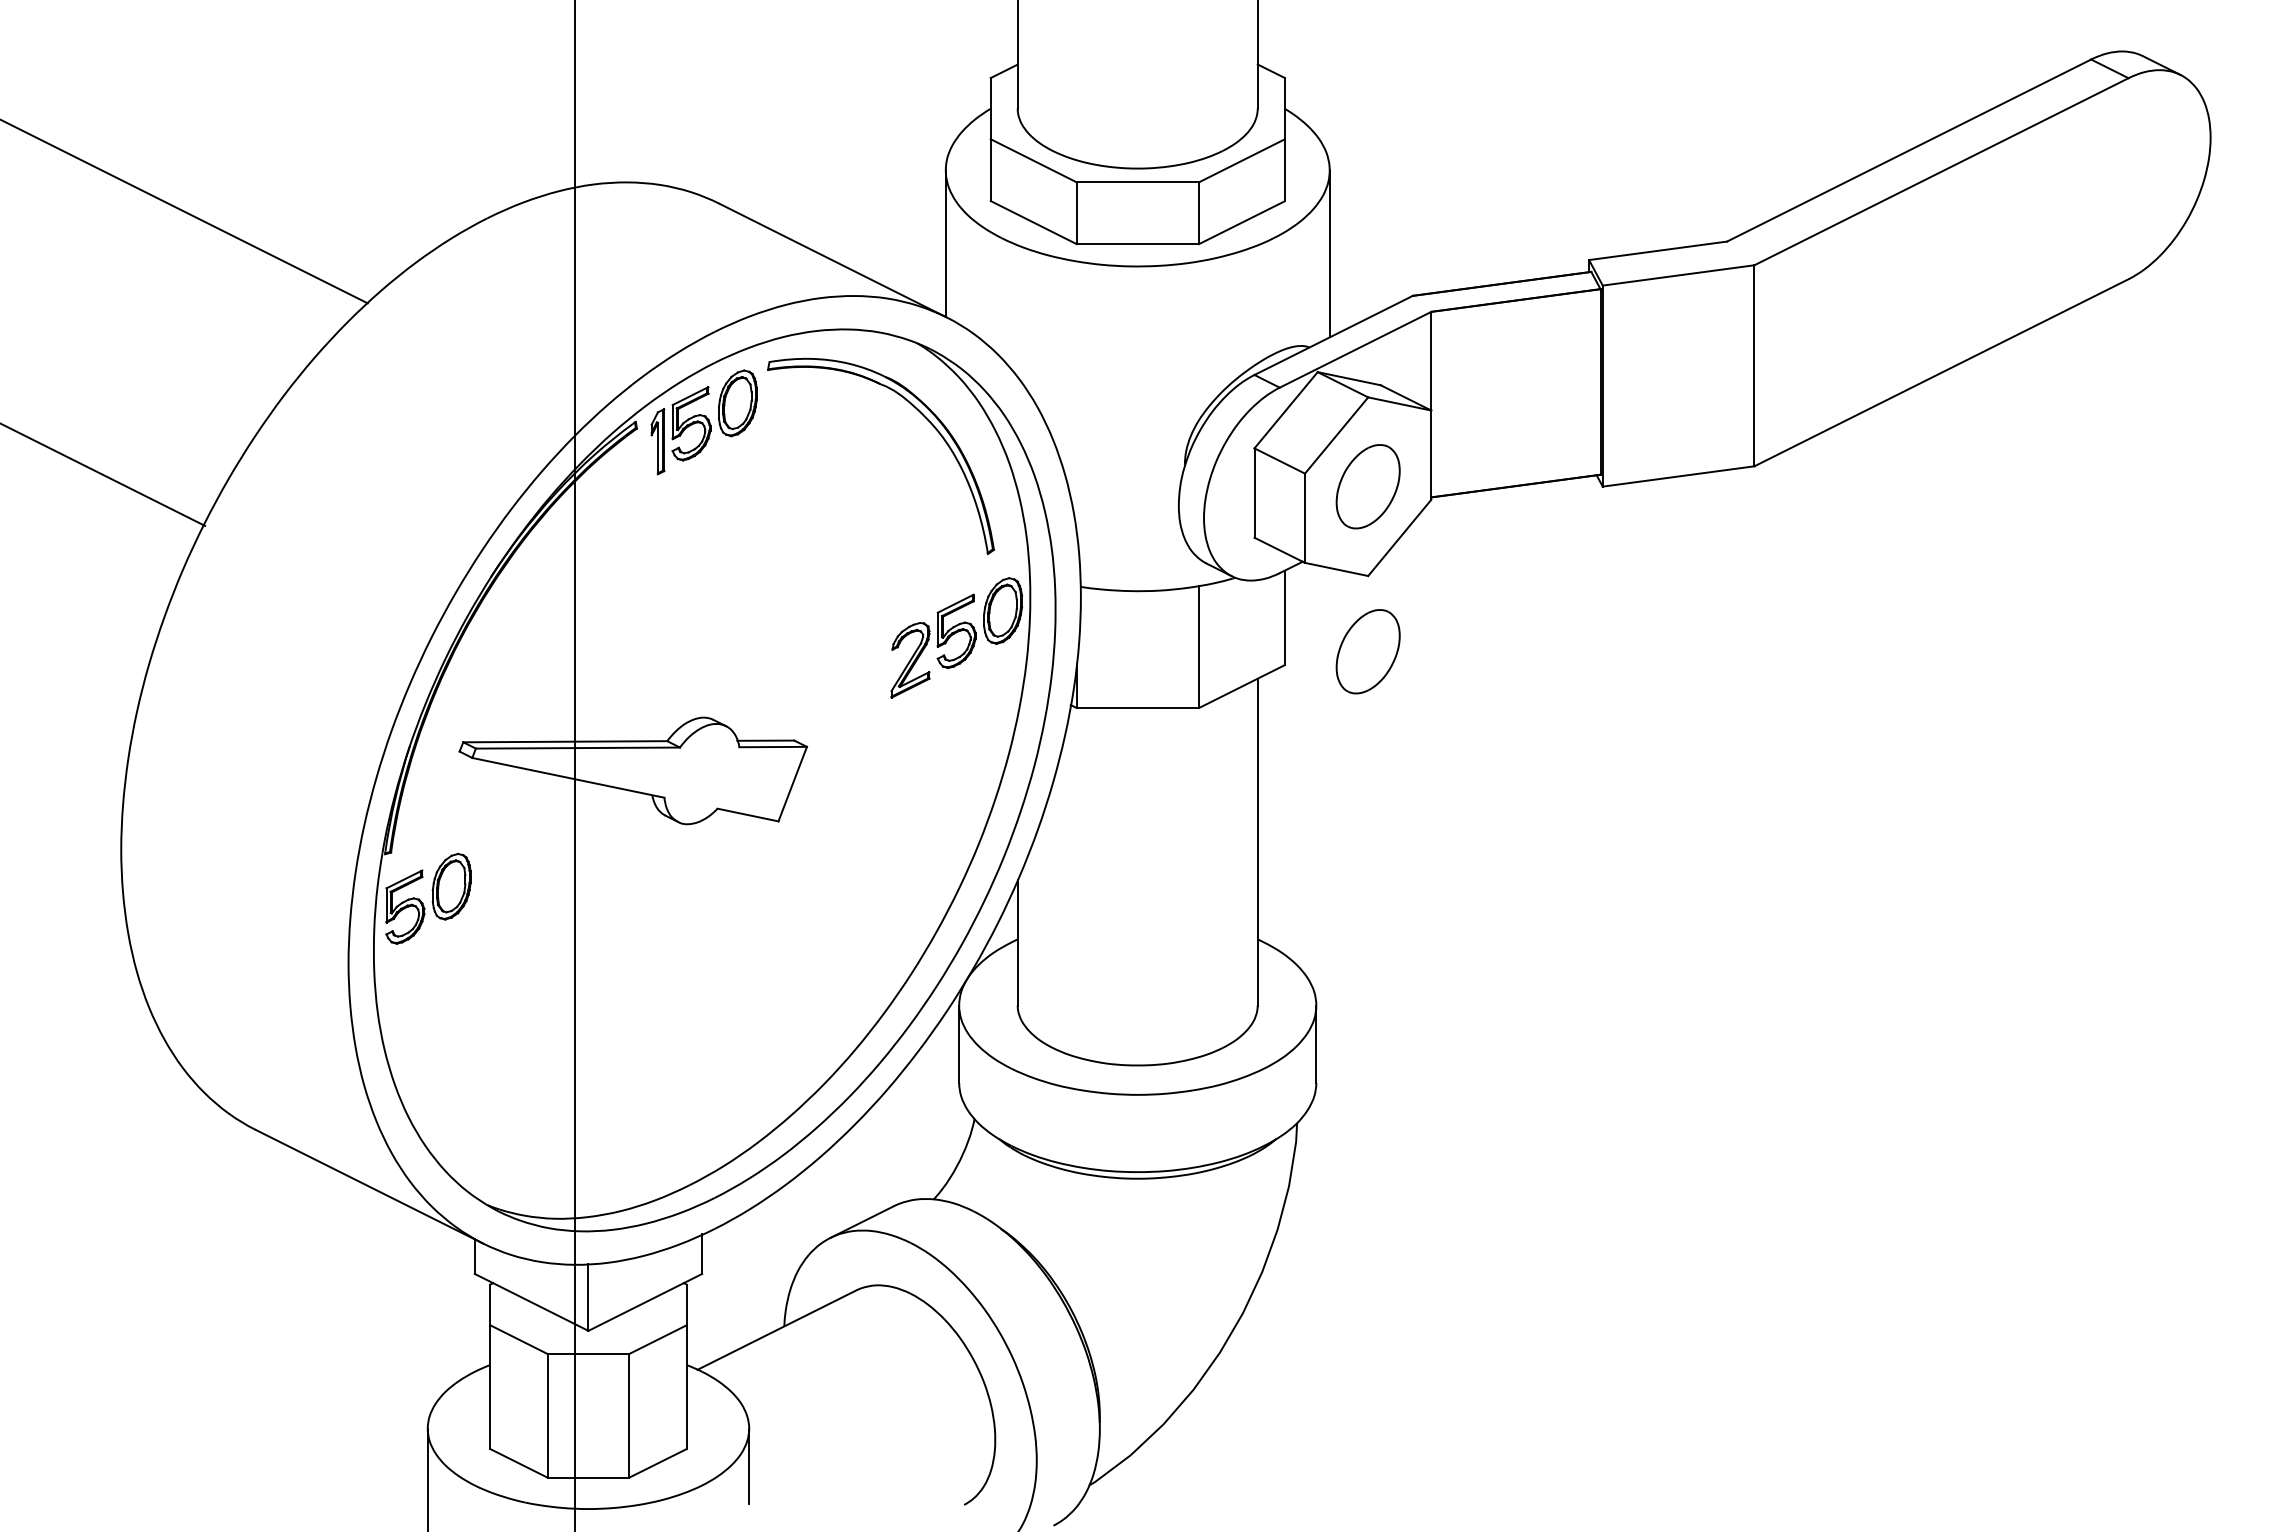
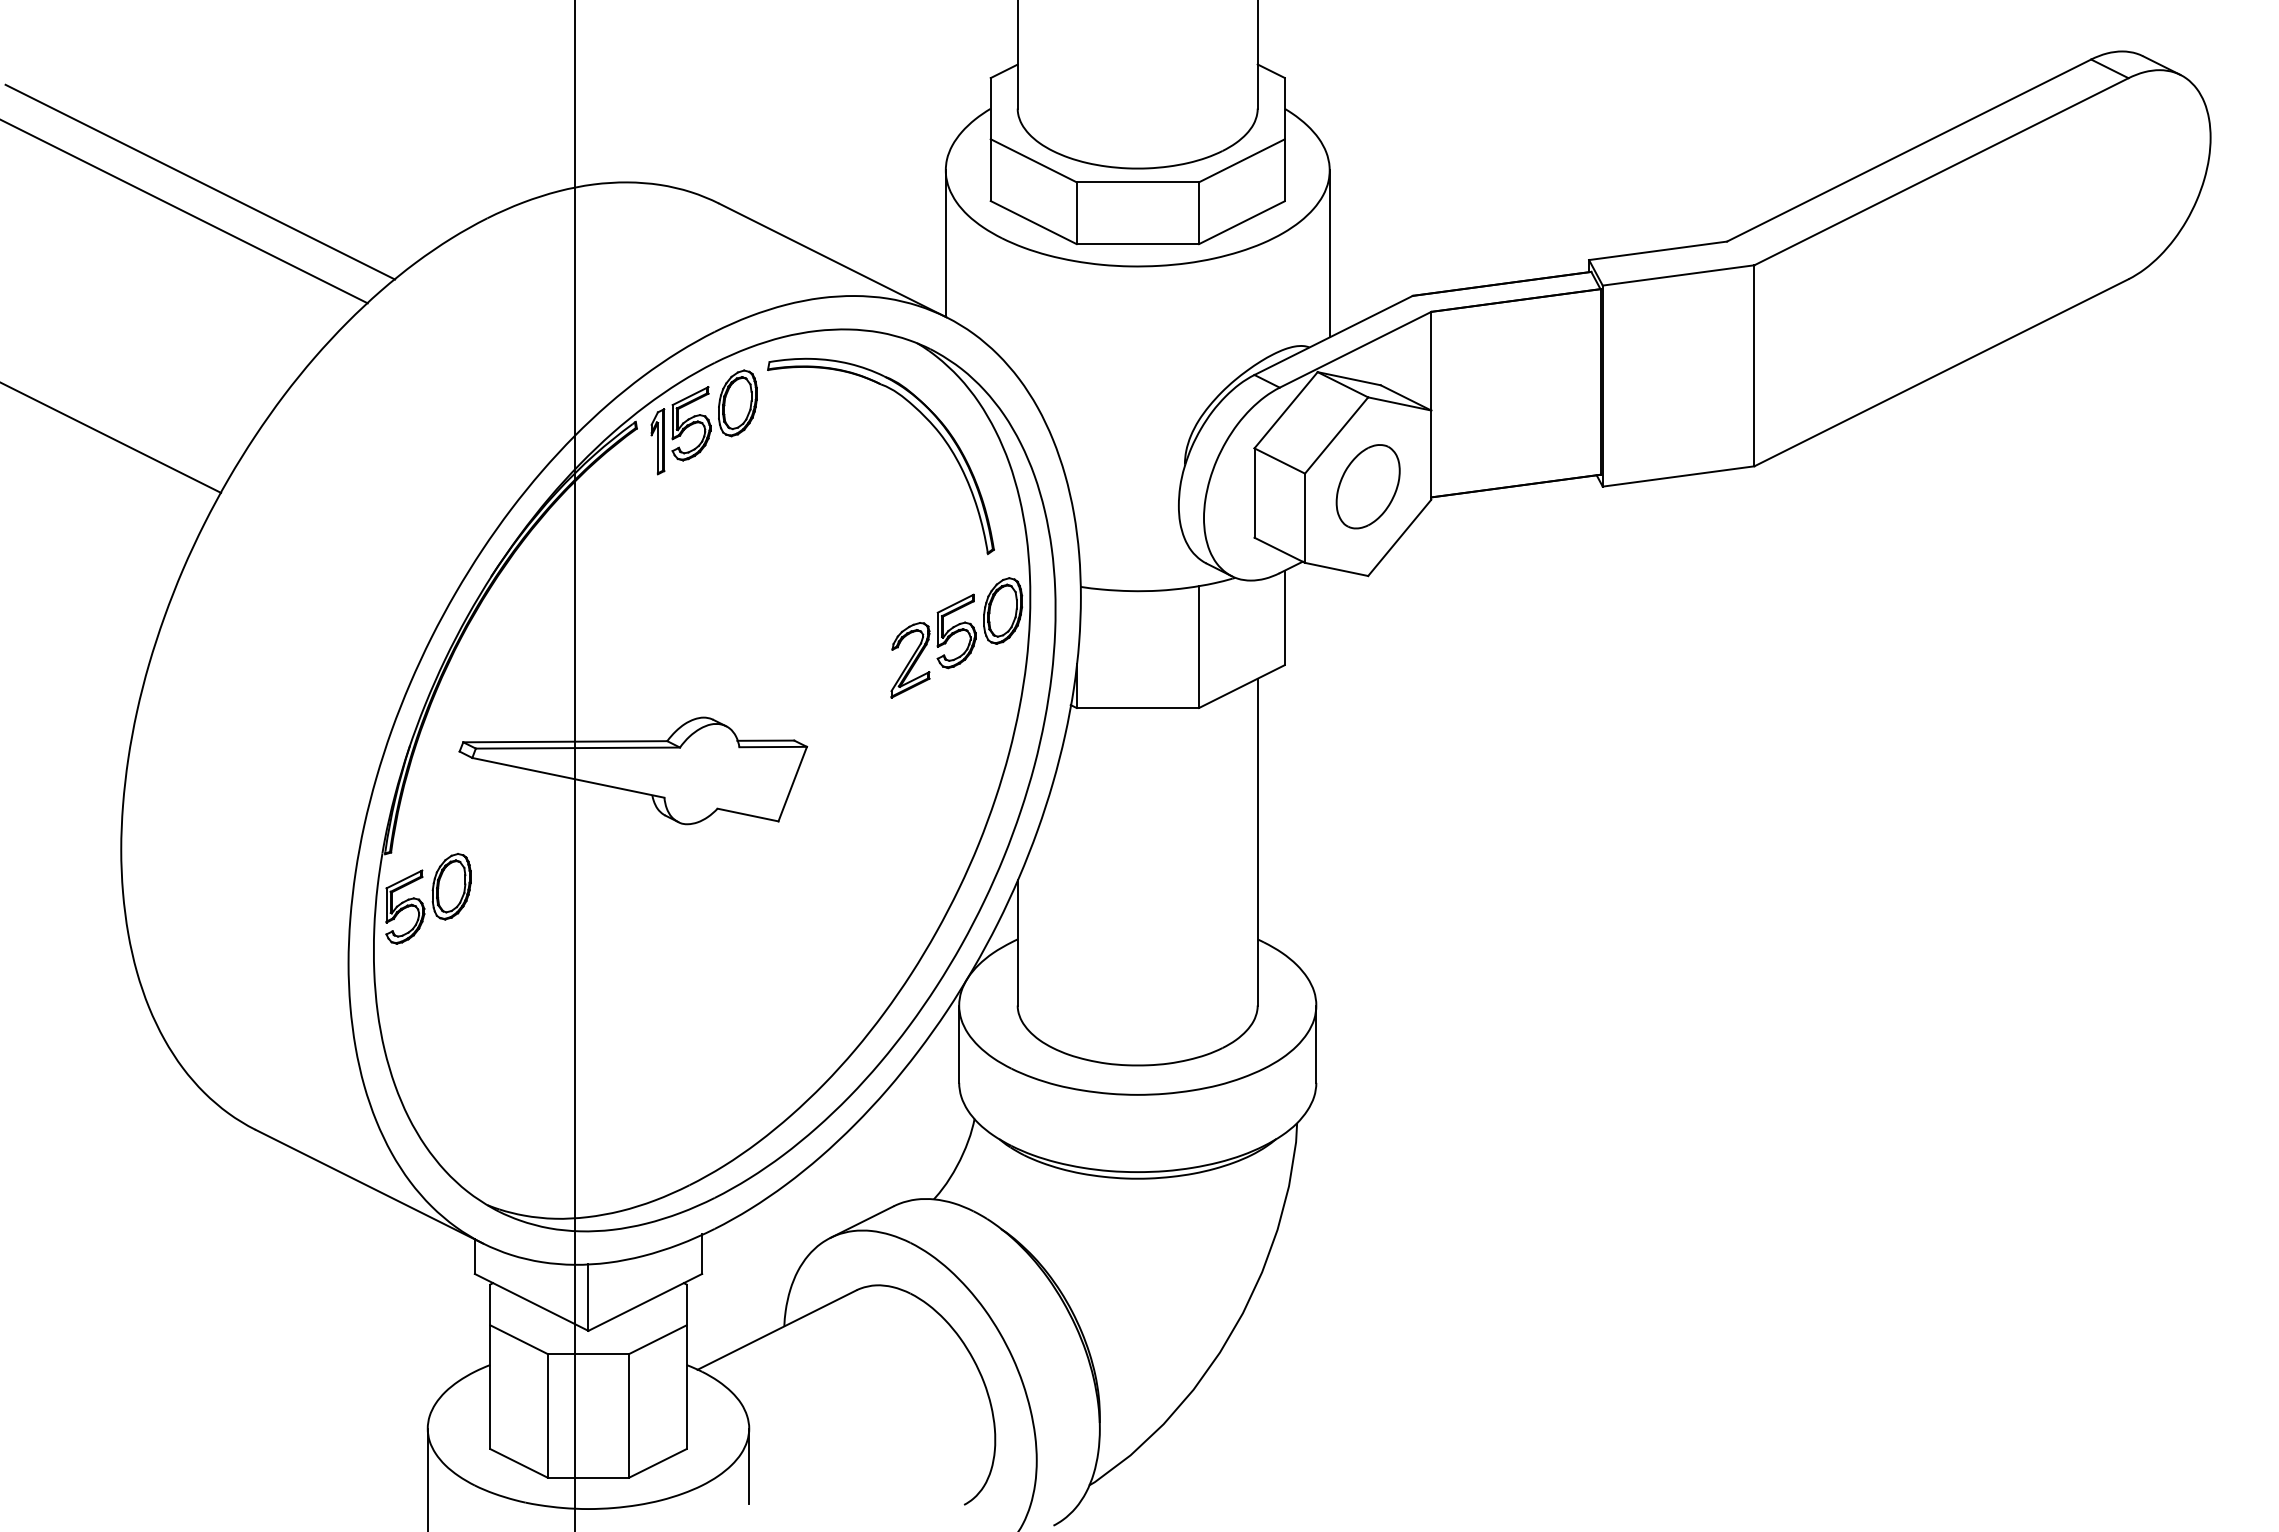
line: none -> present (200, 181)
line position: (103, 474) -> (111, 437) (111, 437)
part: present -> none (1367, 651)
